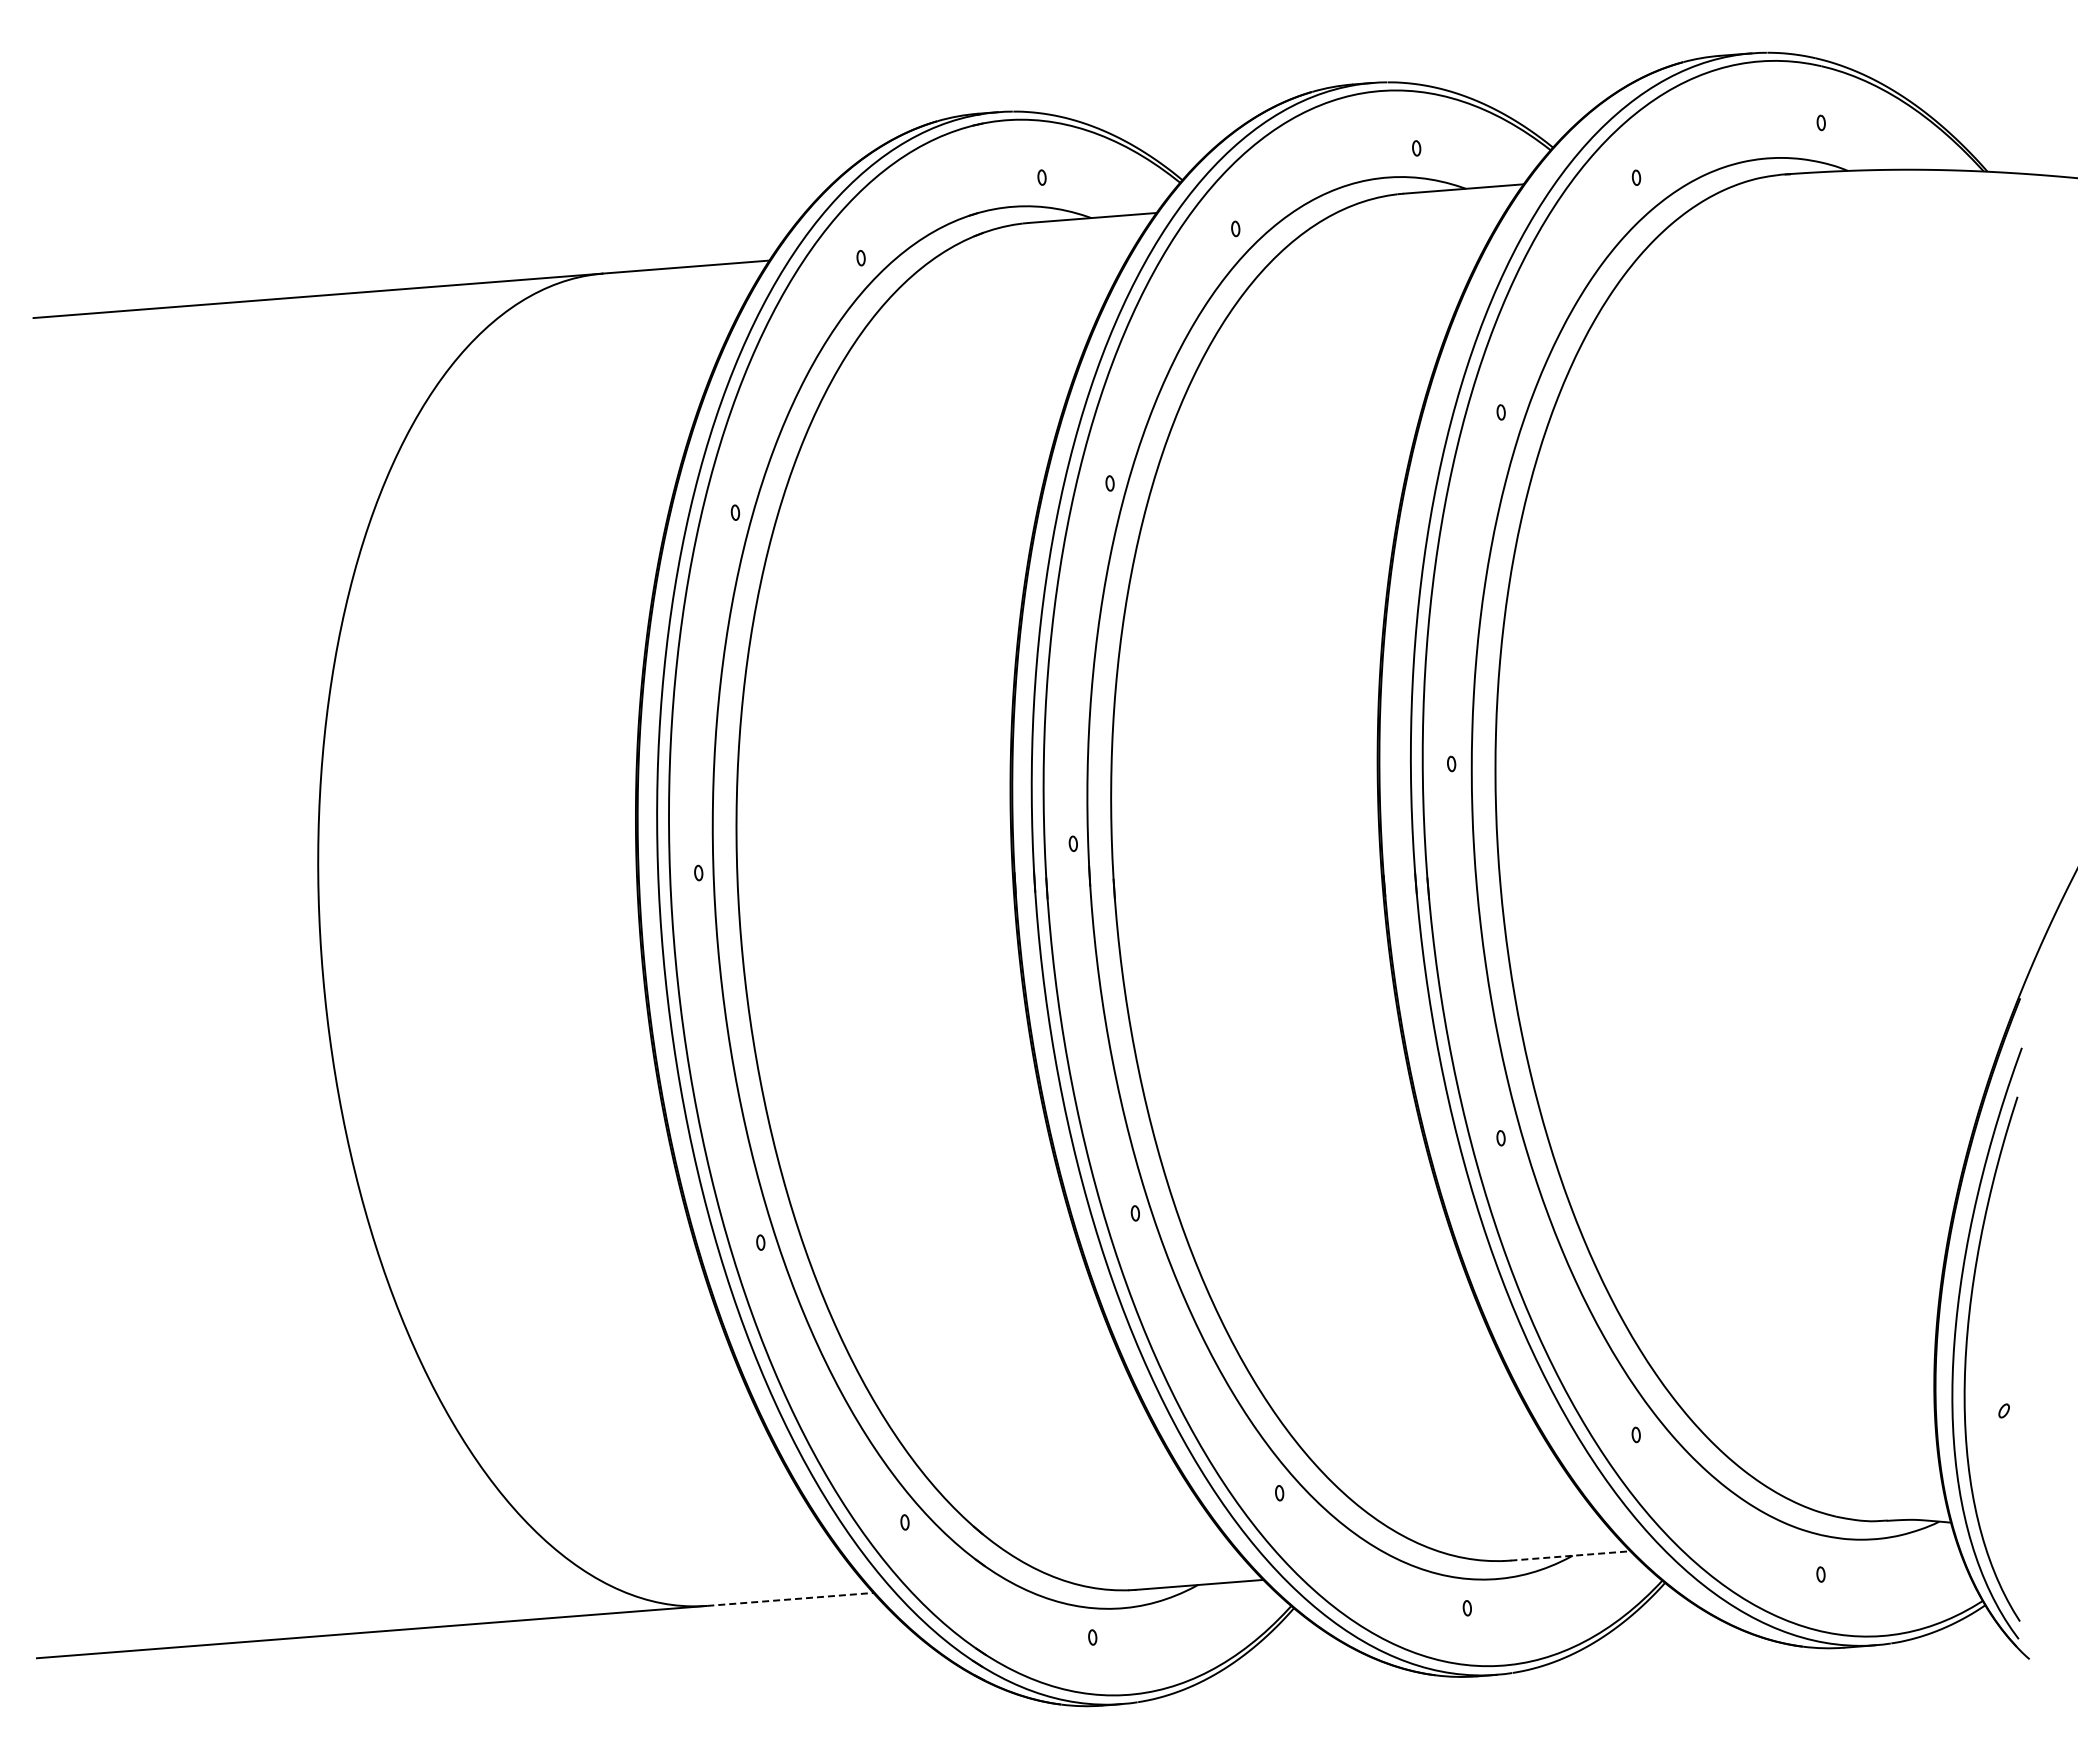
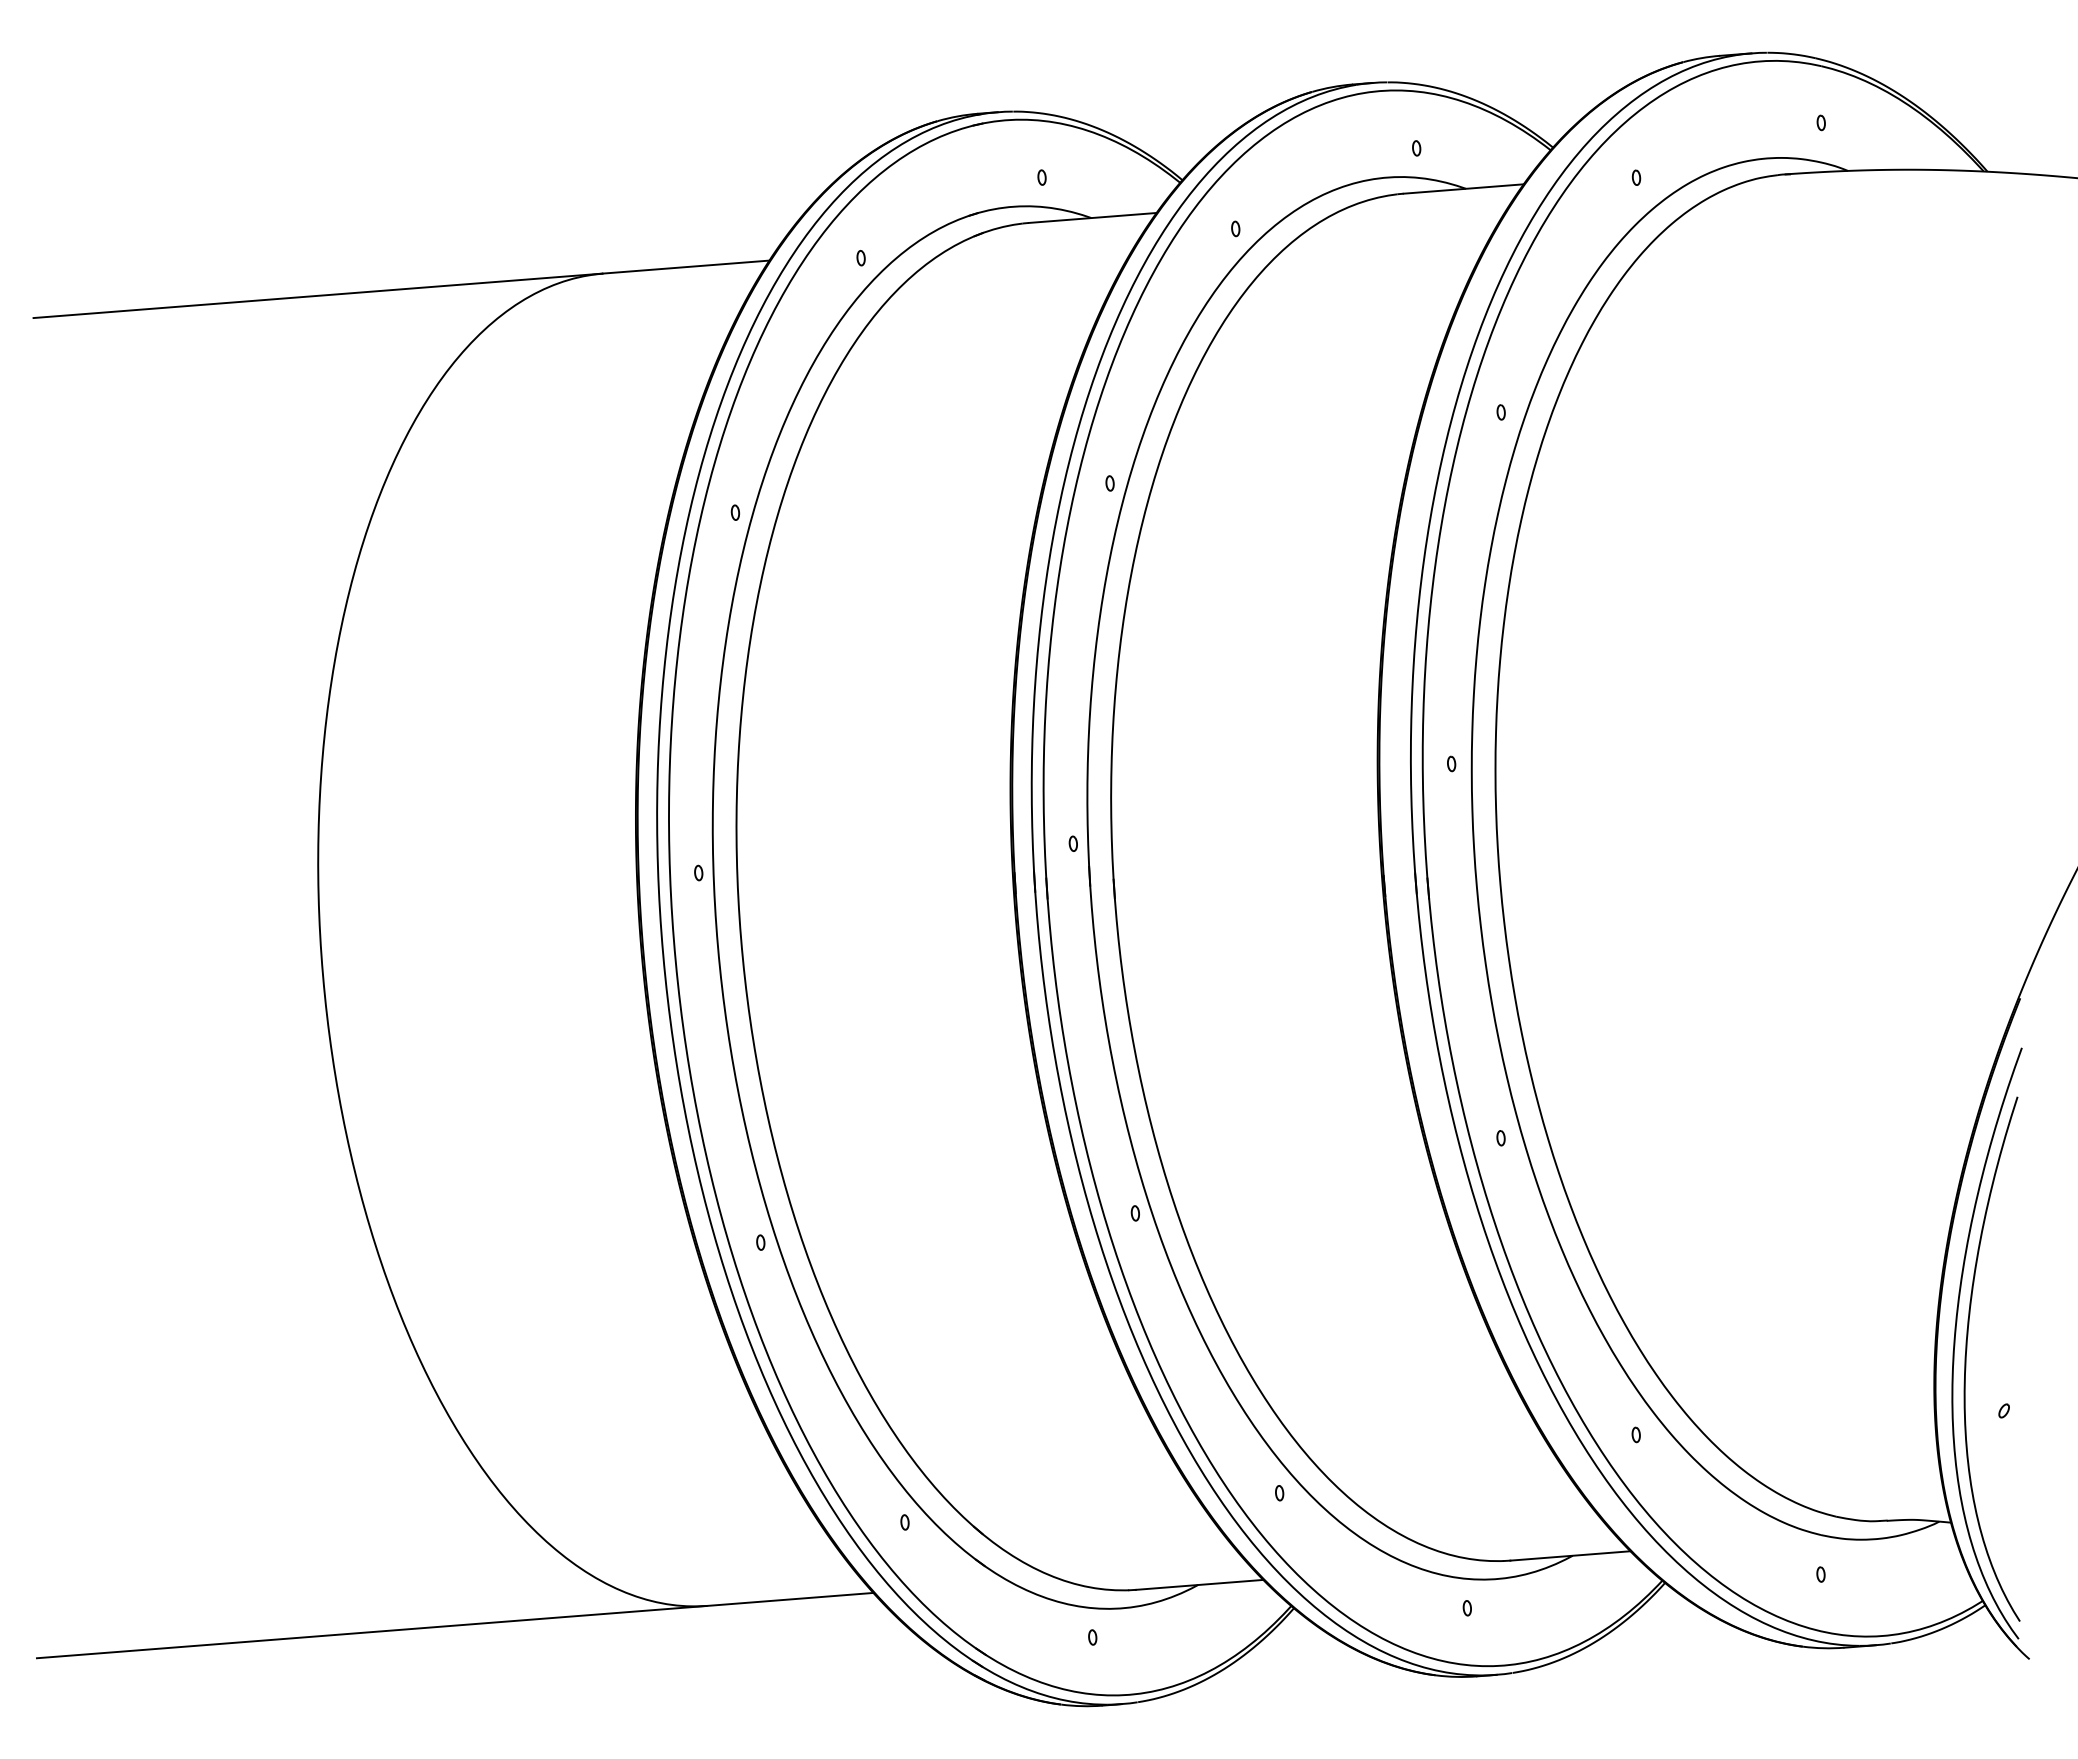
line: dashed -> solid (1570, 1555)
line: dashed -> solid (790, 1599)
